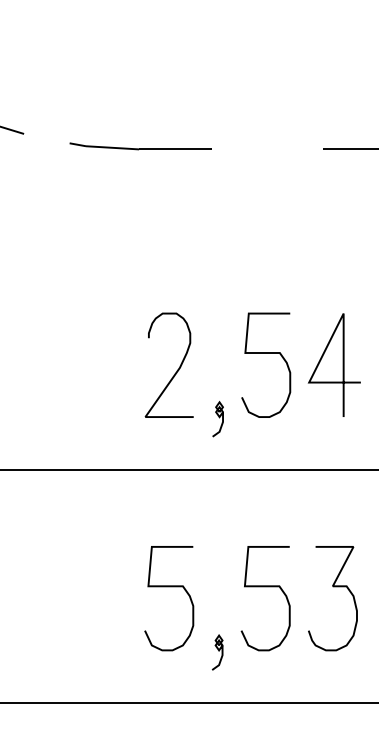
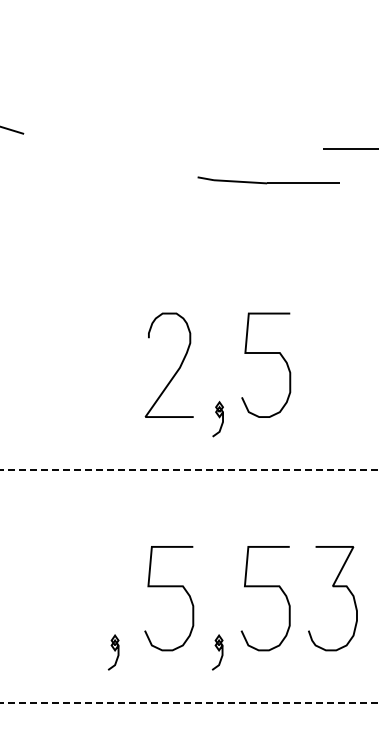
part position: (140, 146) -> (268, 180) (268, 180)
line: present -> none (342, 364)
line: solid -> dashed (189, 469)
part: none -> present (113, 652)
line: solid -> dashed (189, 702)
